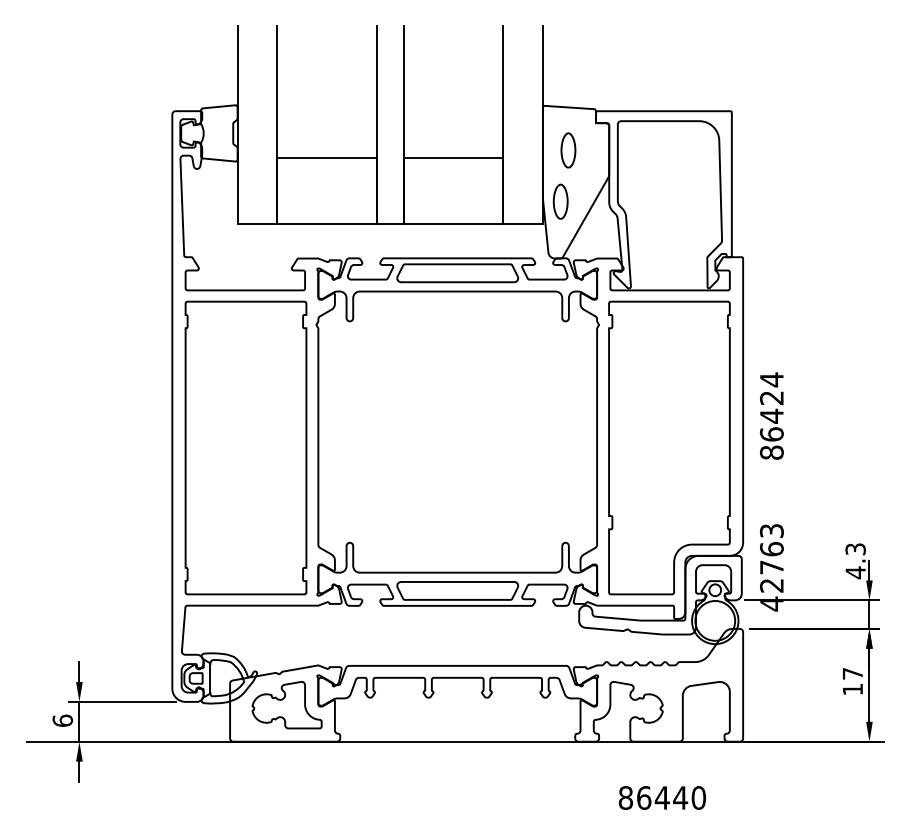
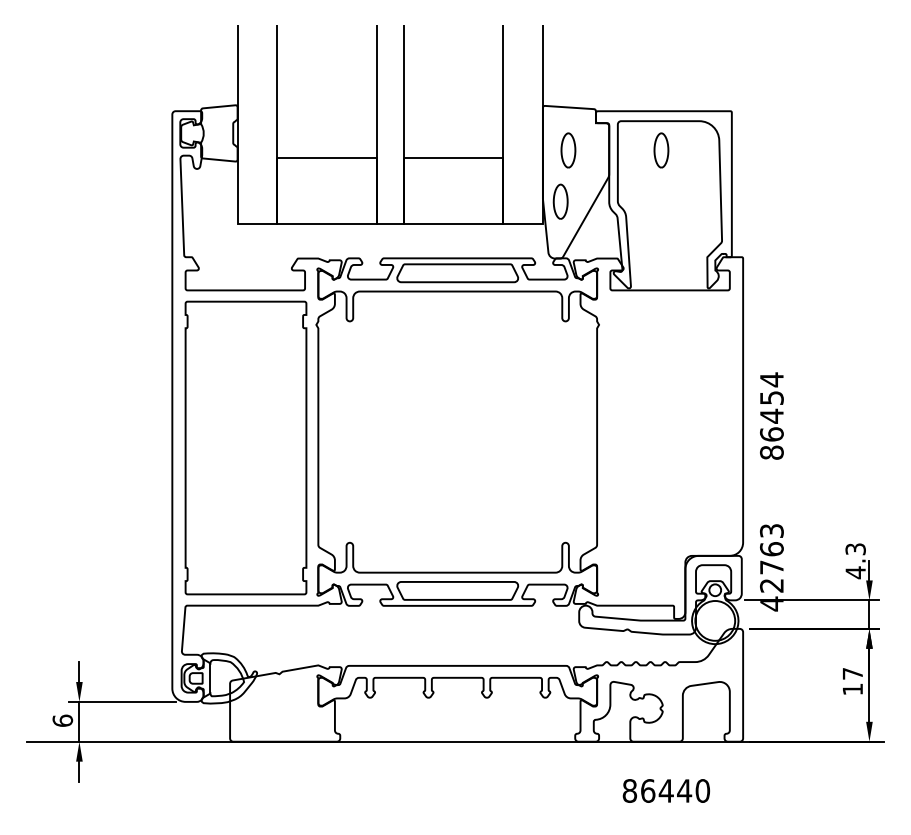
part: none -> present (661, 150)
text: 86424 -> 86454 (771, 397)
part: present -> none (669, 447)
part: present -> none (286, 705)
text position: (661, 797) -> (665, 790) (665, 790)
